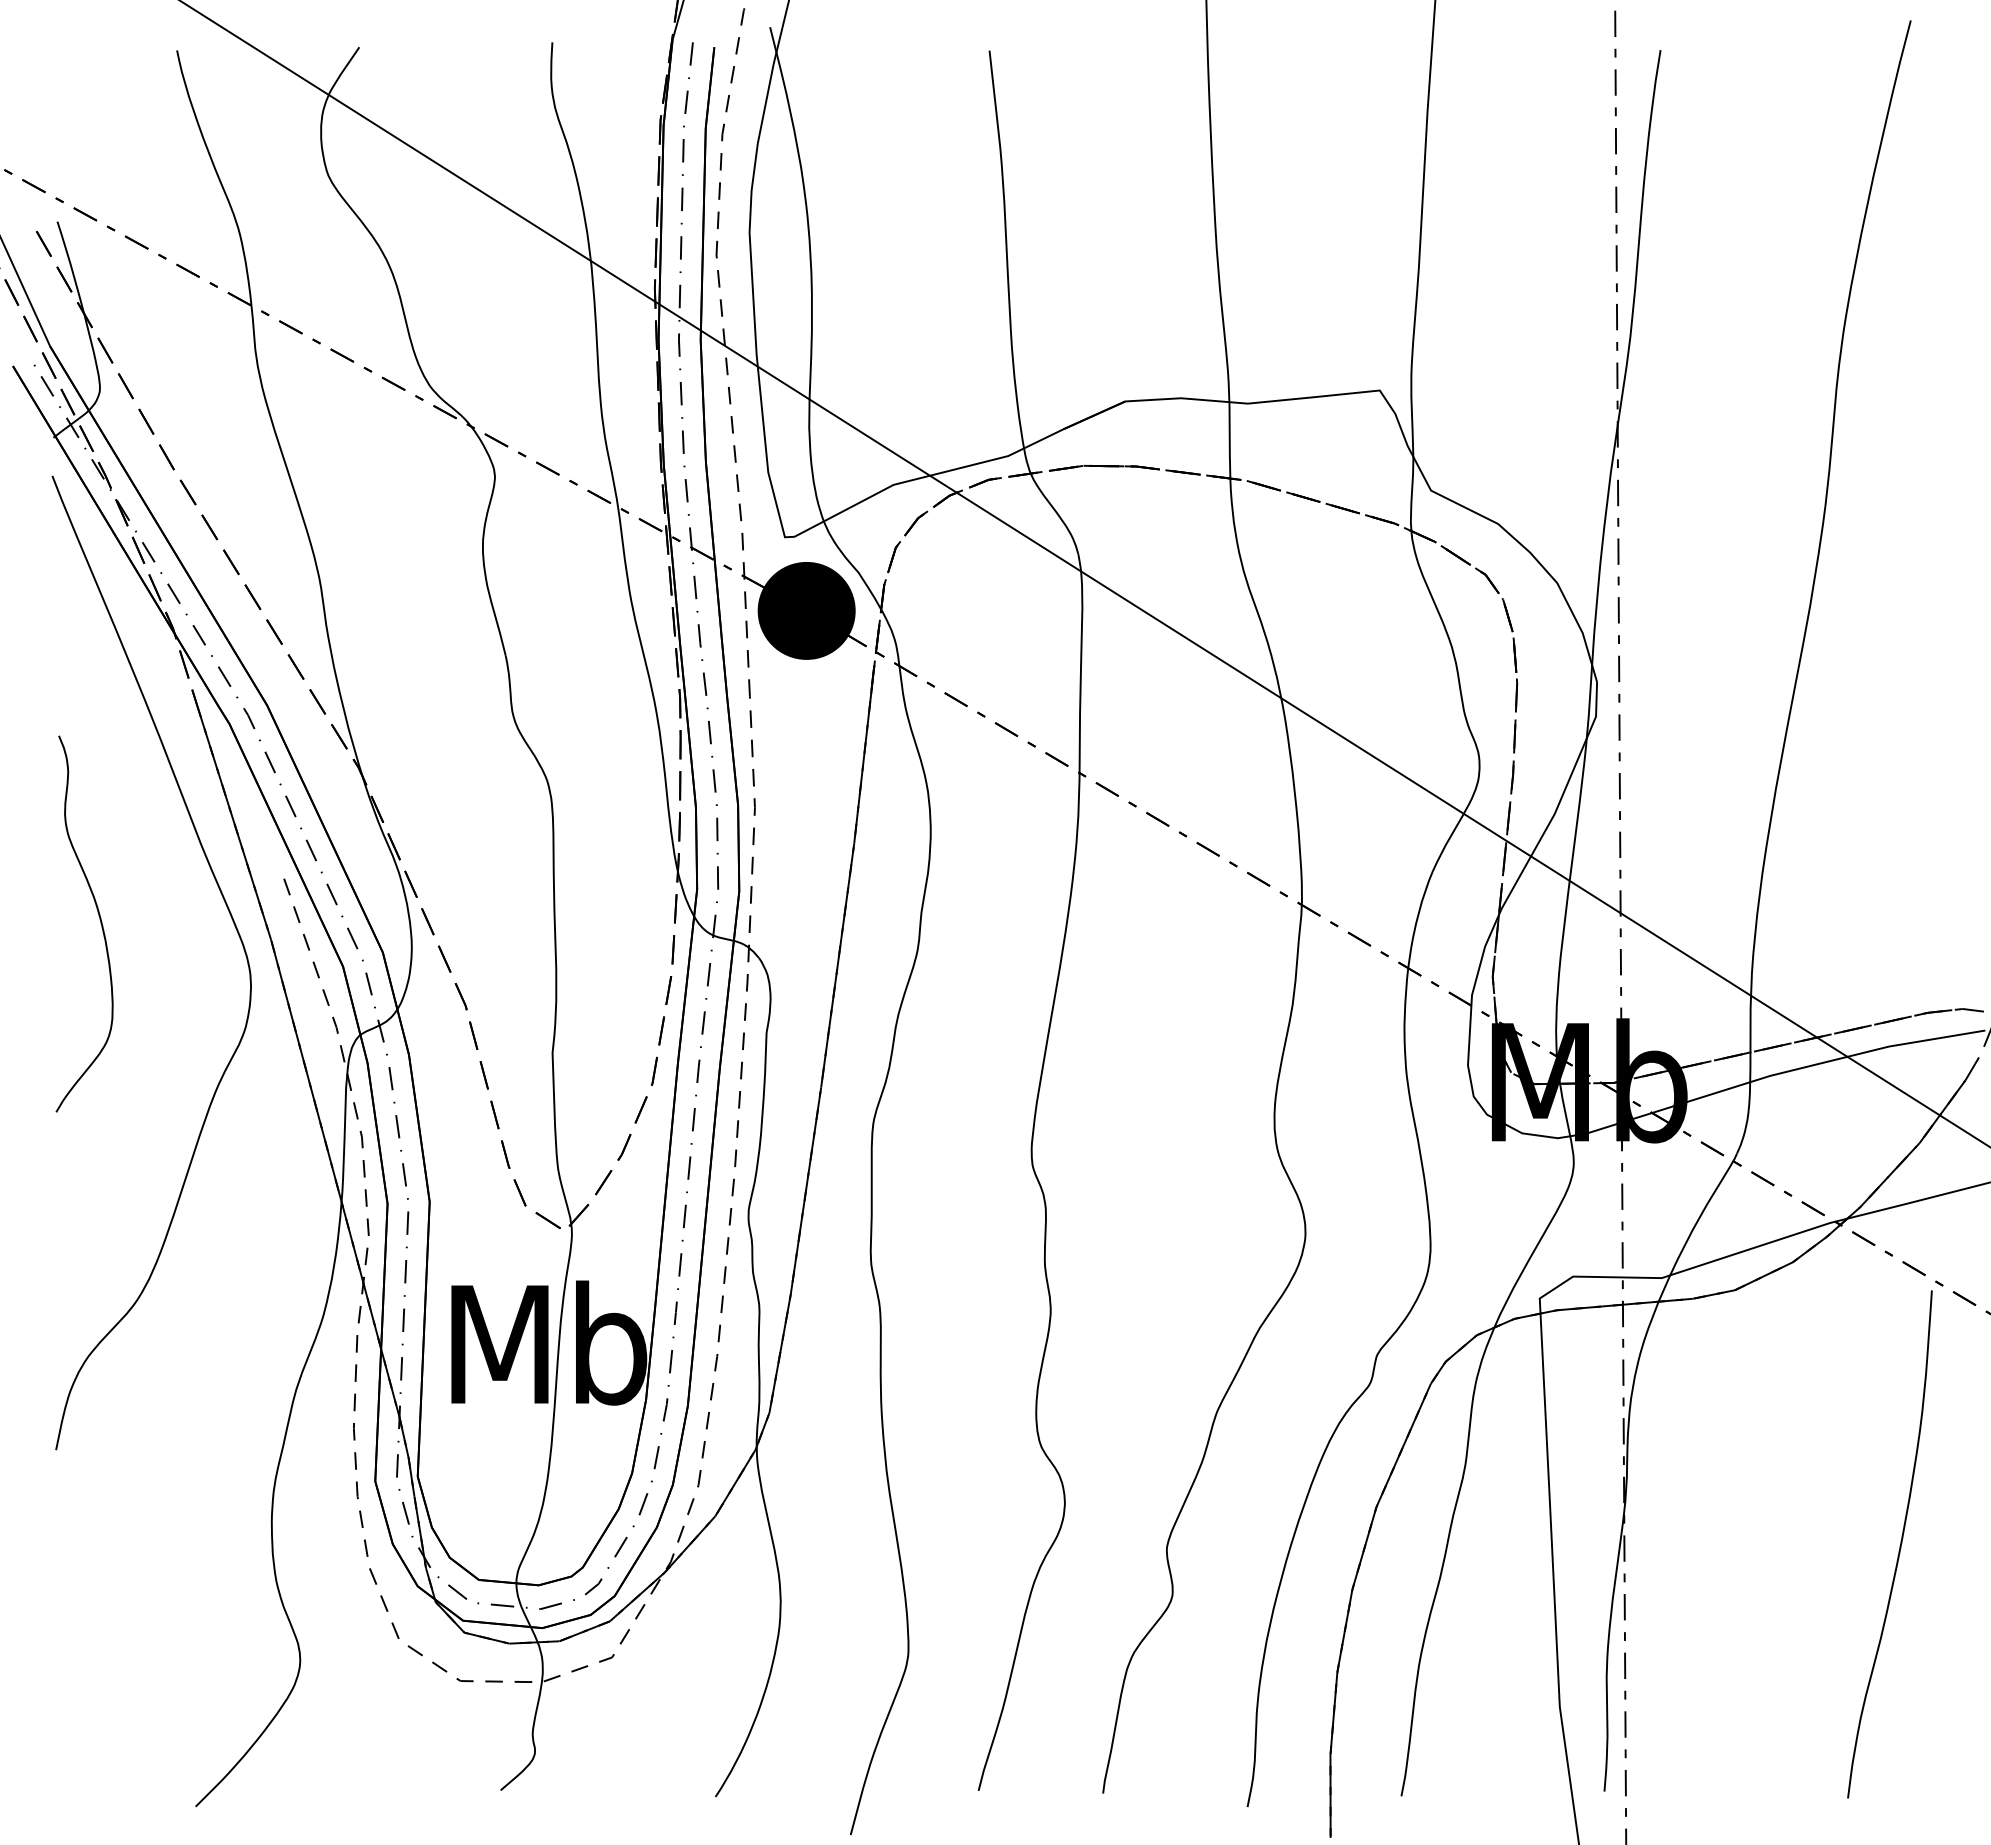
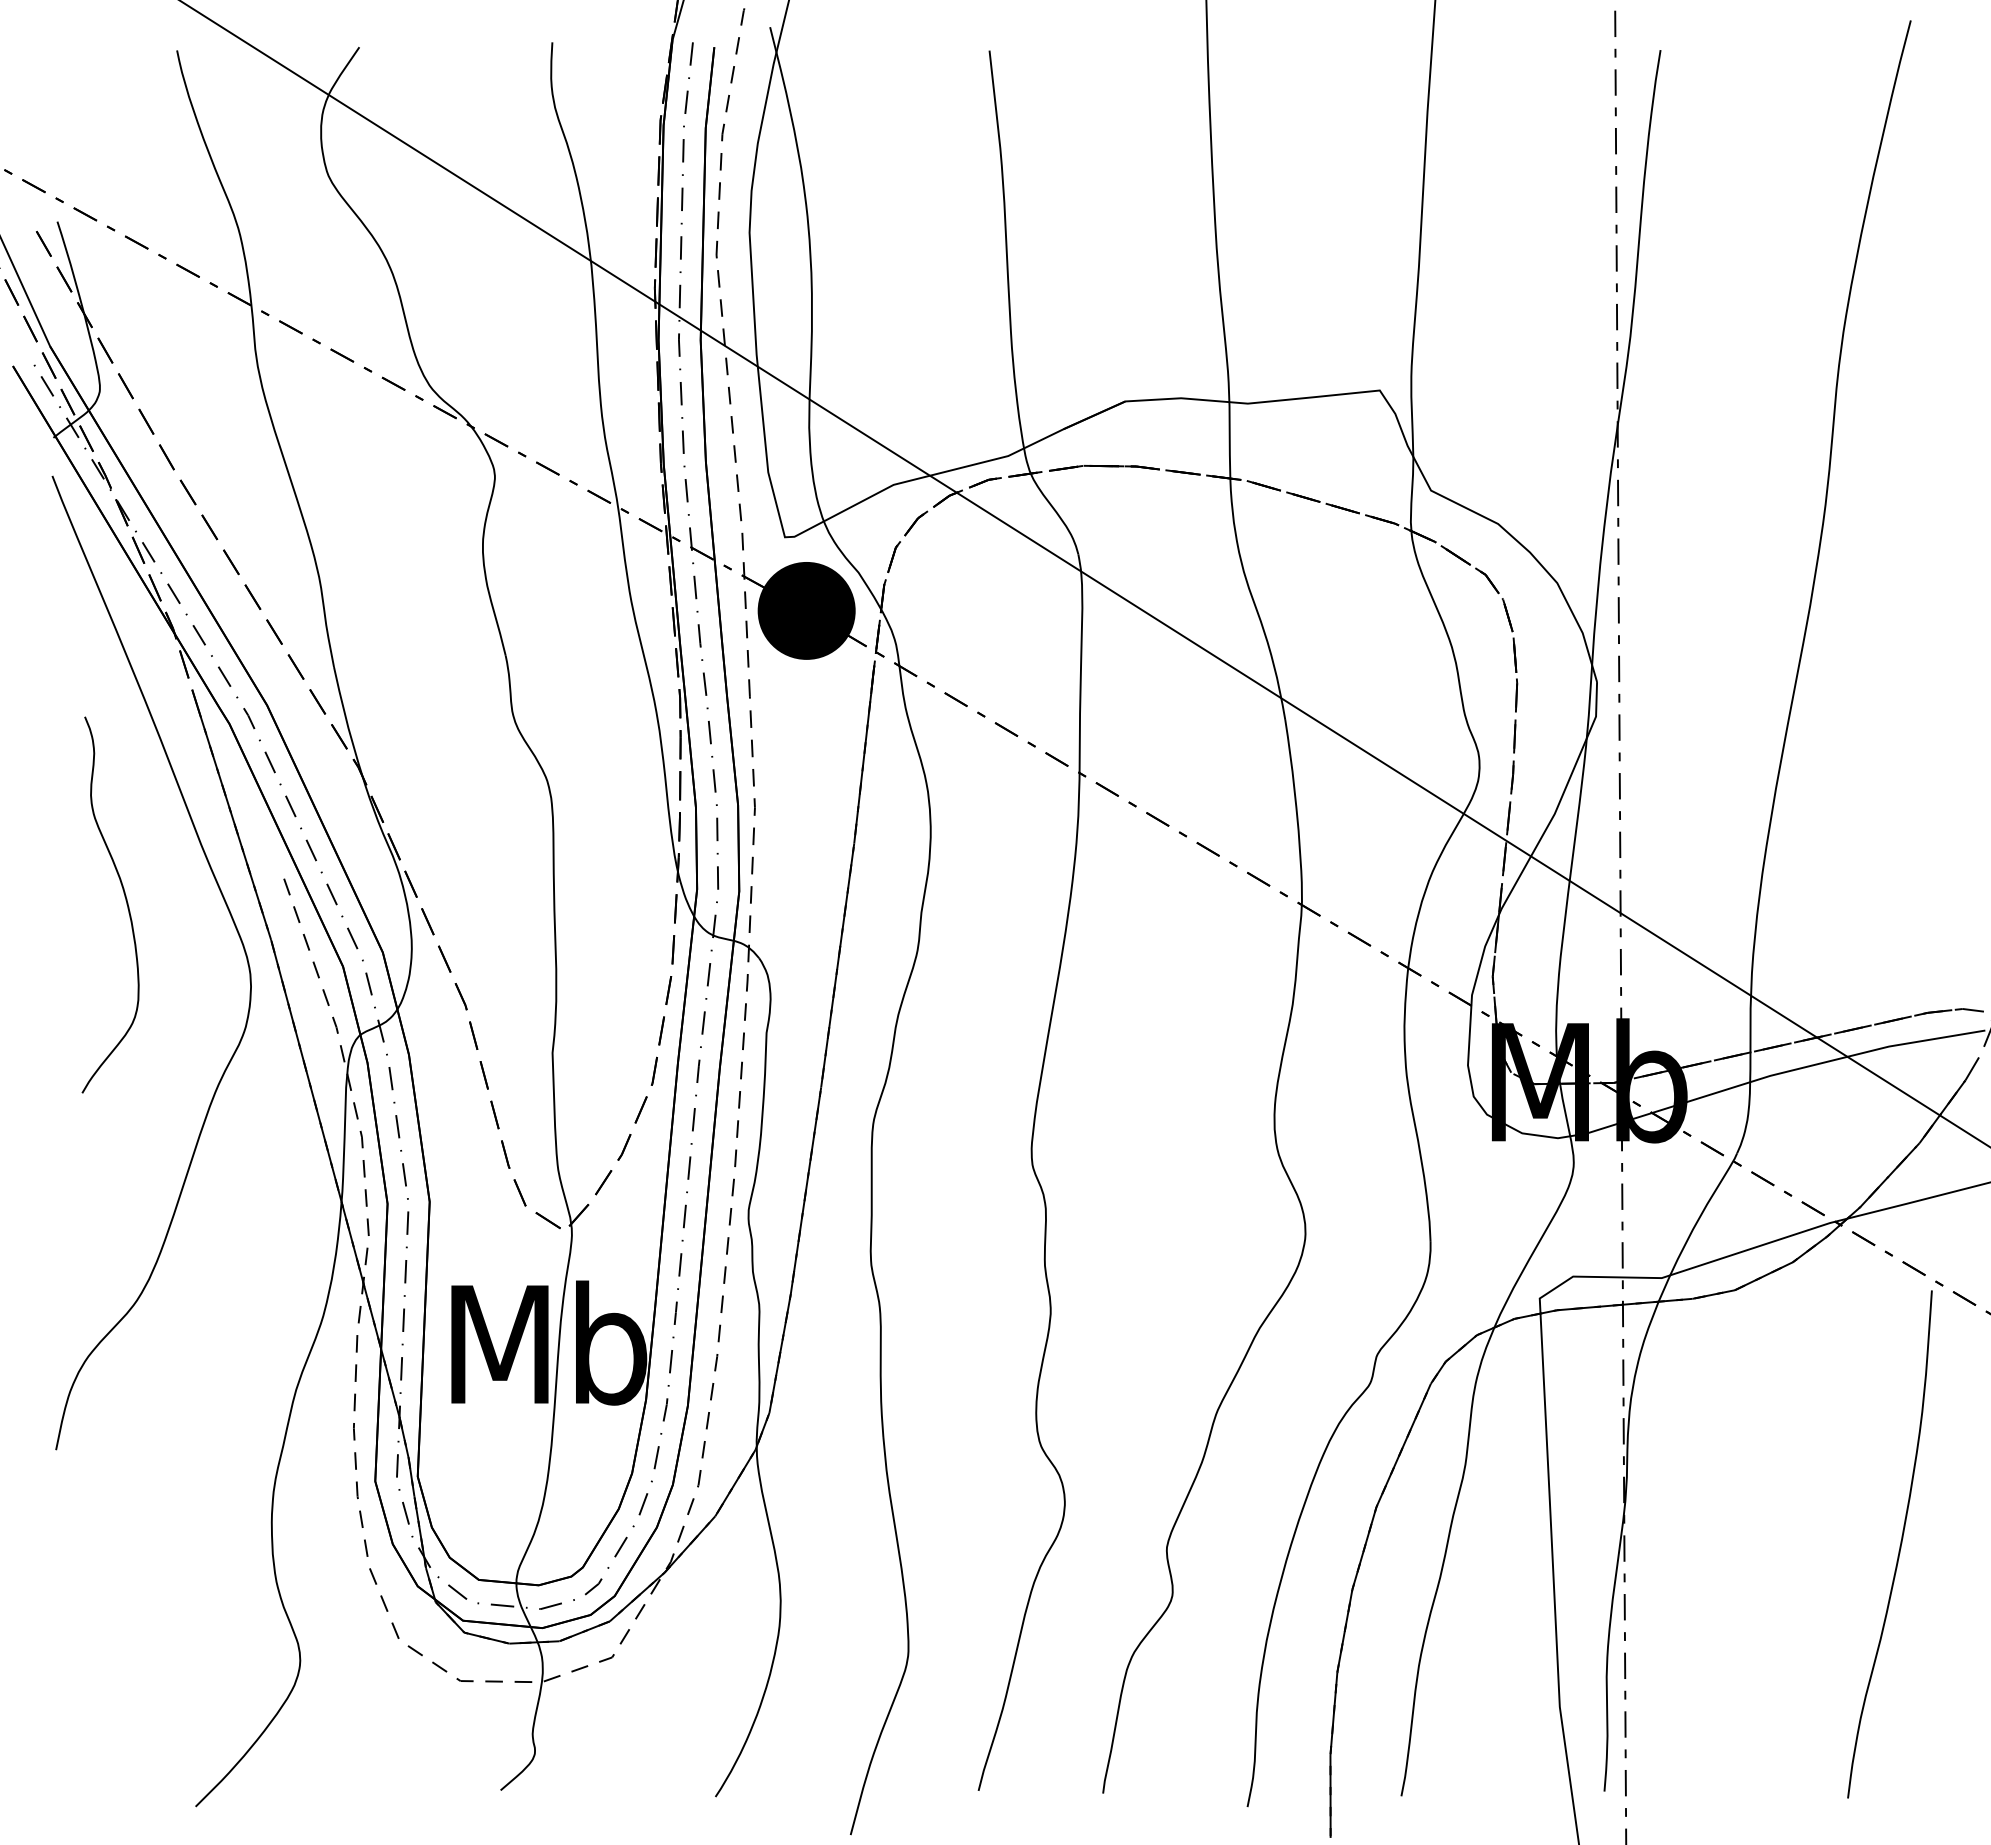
curve position: (99, 919) -> (125, 900) (125, 900)
